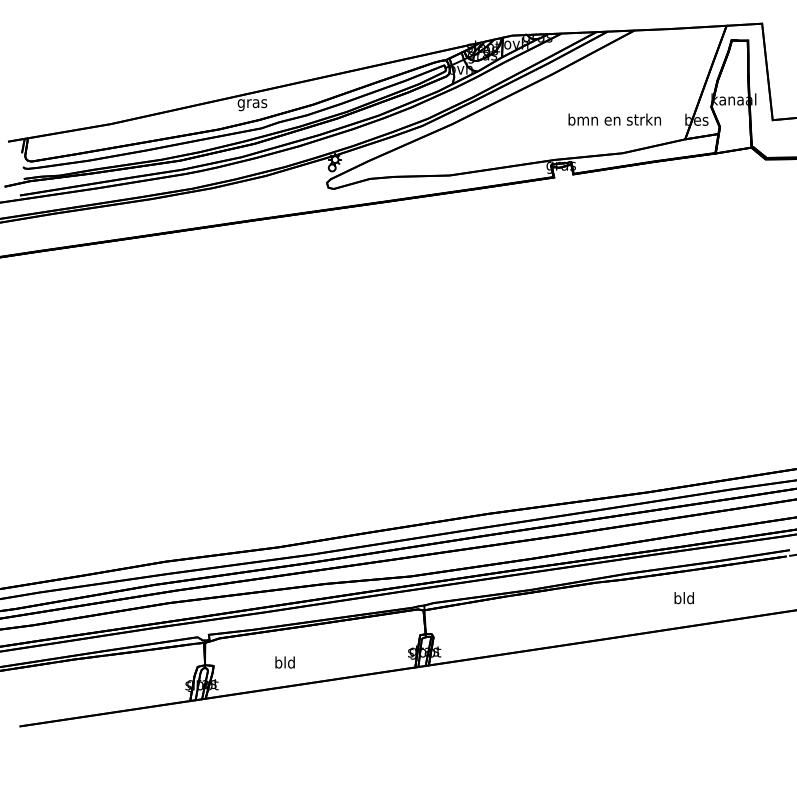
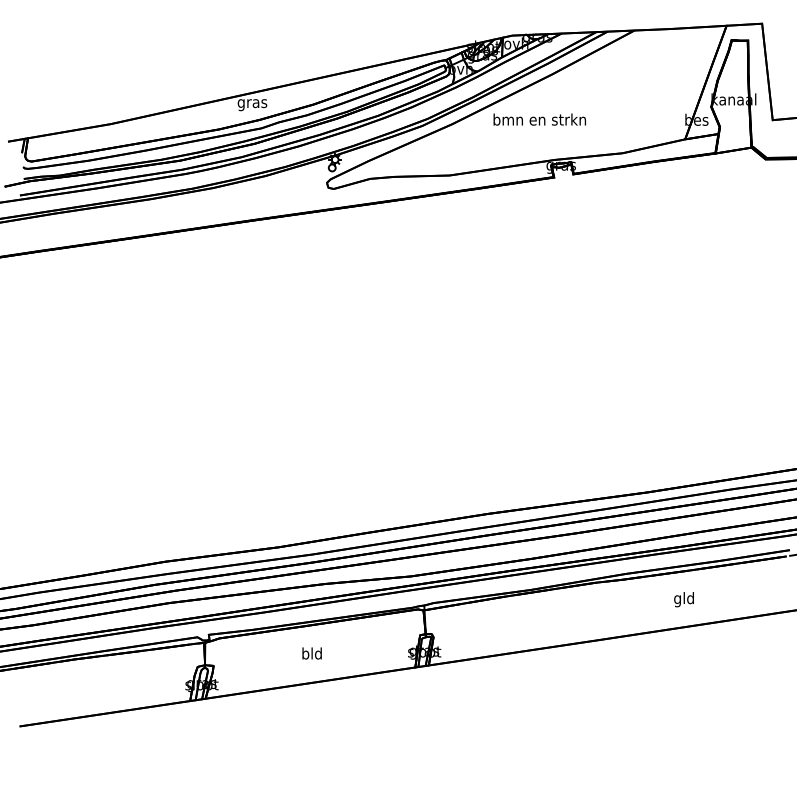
text position: (614, 119) -> (539, 119) (539, 119)
text: bld -> gld (677, 599)
text position: (284, 662) -> (311, 653) (311, 653)
